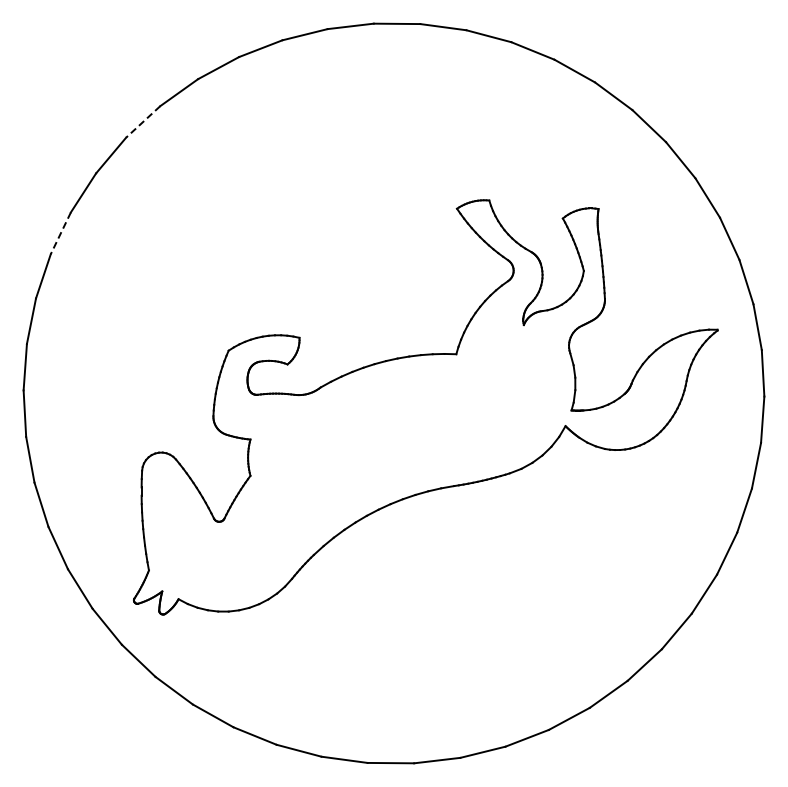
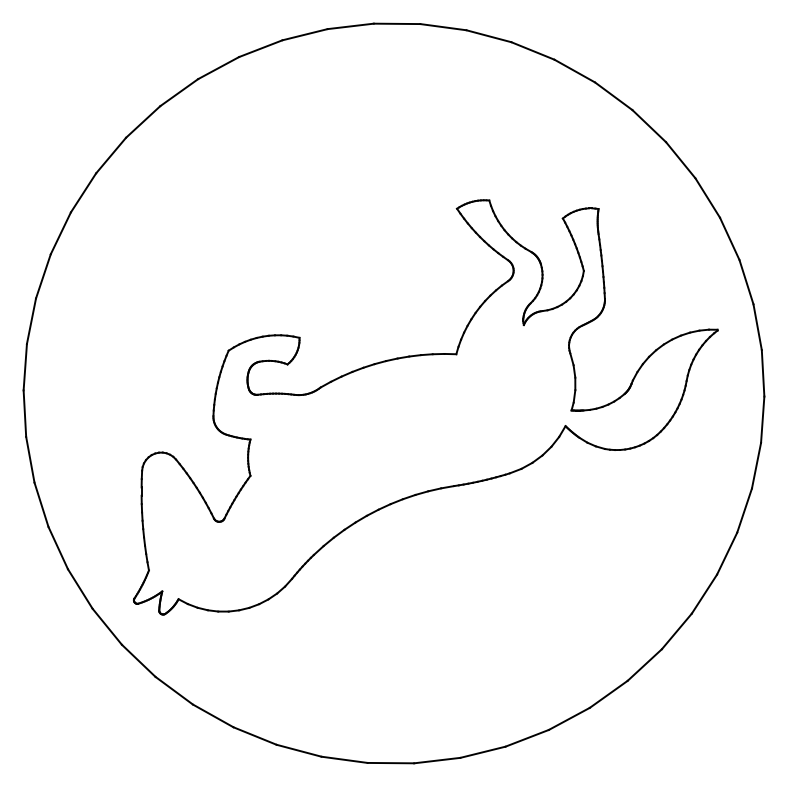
line: dashed -> solid (142, 122)
line: dashed -> solid (60, 233)
